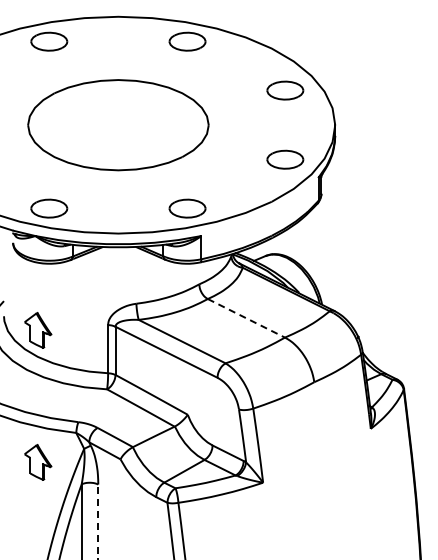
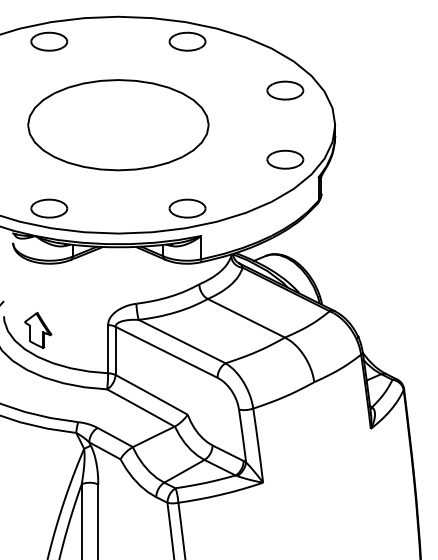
line: dashed -> solid (246, 318)
part: present -> none (38, 462)
line: dashed -> solid (98, 521)
